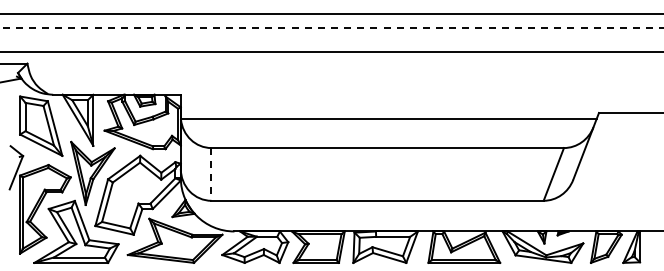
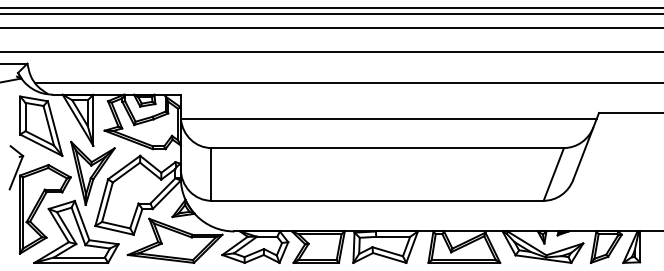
line: none -> present (331, 8)
line: dashed -> solid (332, 28)
line: none -> present (347, 82)
line: dashed -> solid (211, 174)
